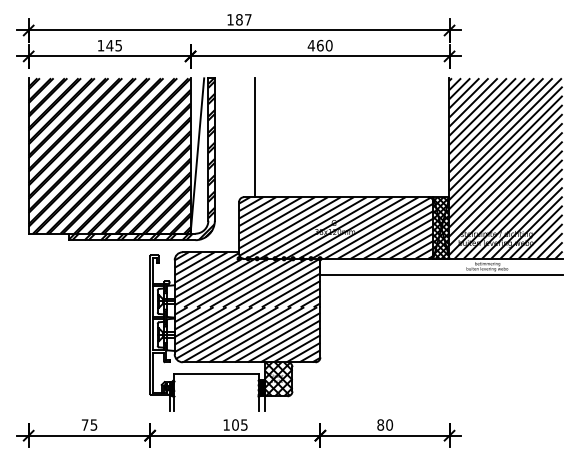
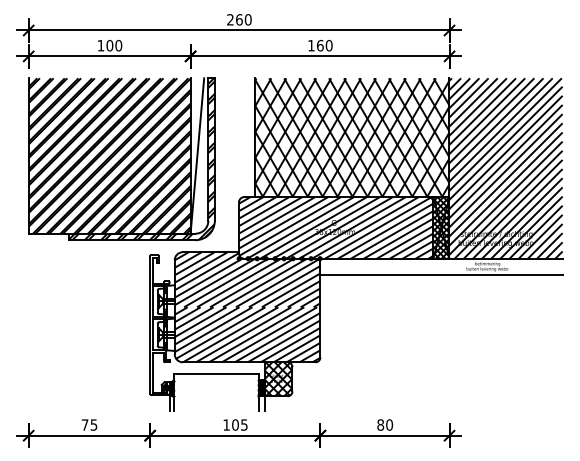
text: 187 -> 260 (239, 19)
text: 145 -> 100 (114, 45)
text: 460 -> 160 (310, 45)
hatch: none -> present (352, 137)
